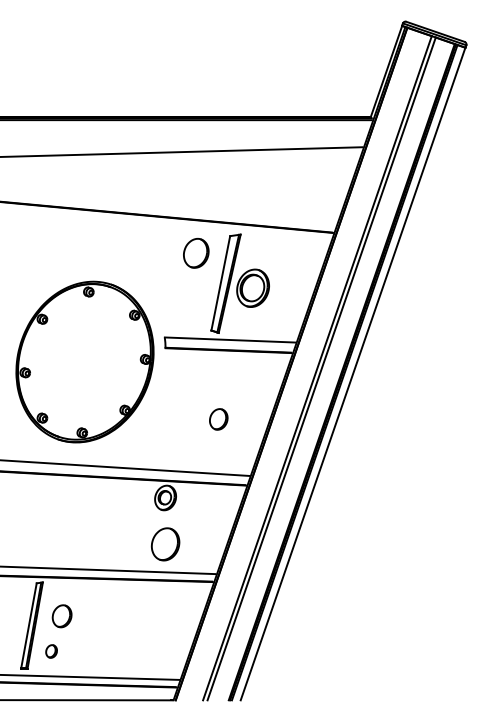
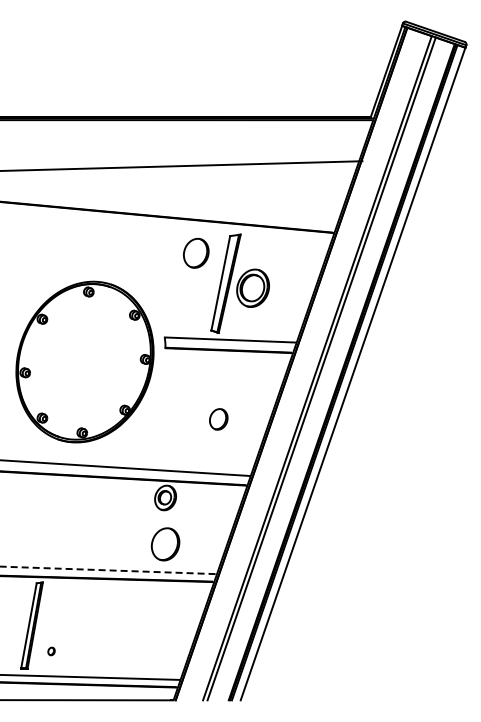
line position: (182, 151) -> (182, 165) (182, 165)
line: solid -> dashed (107, 570)
part: present -> none (61, 616)
part size: 13x15 px -> 9x11 px (51, 651)
